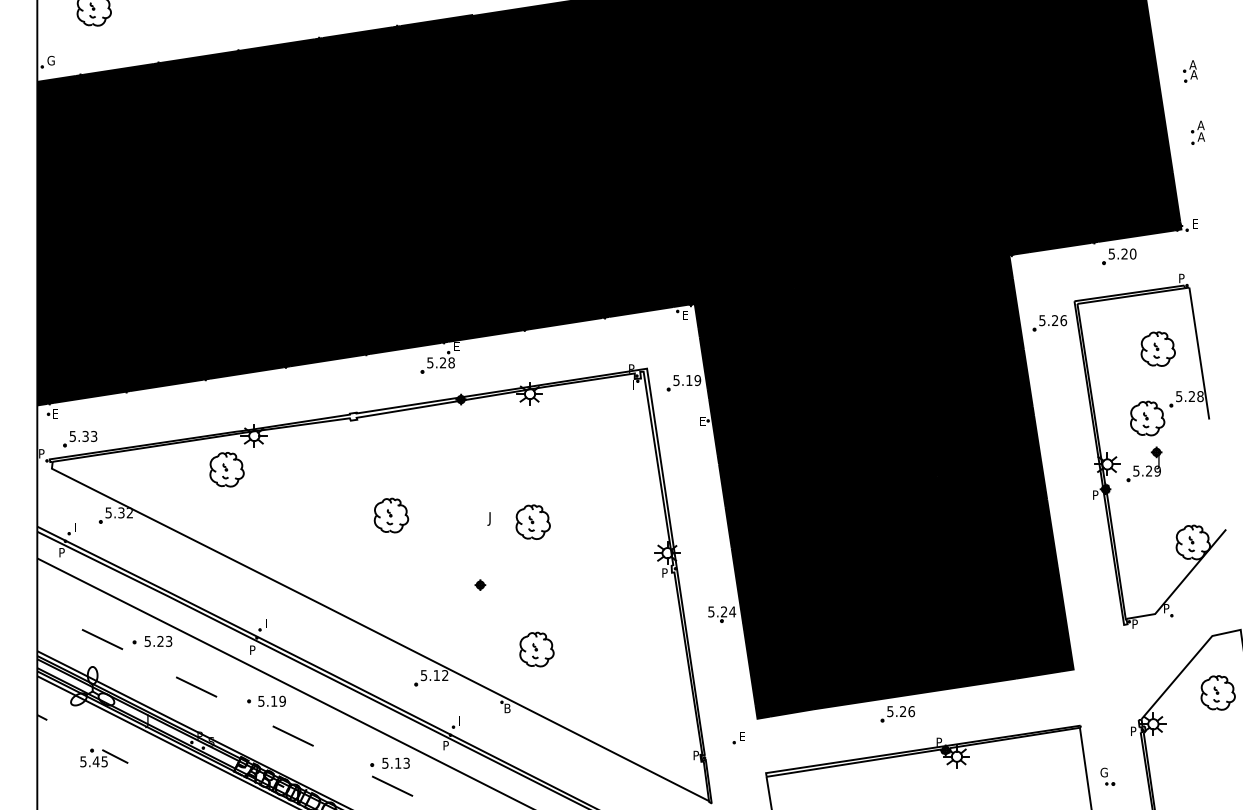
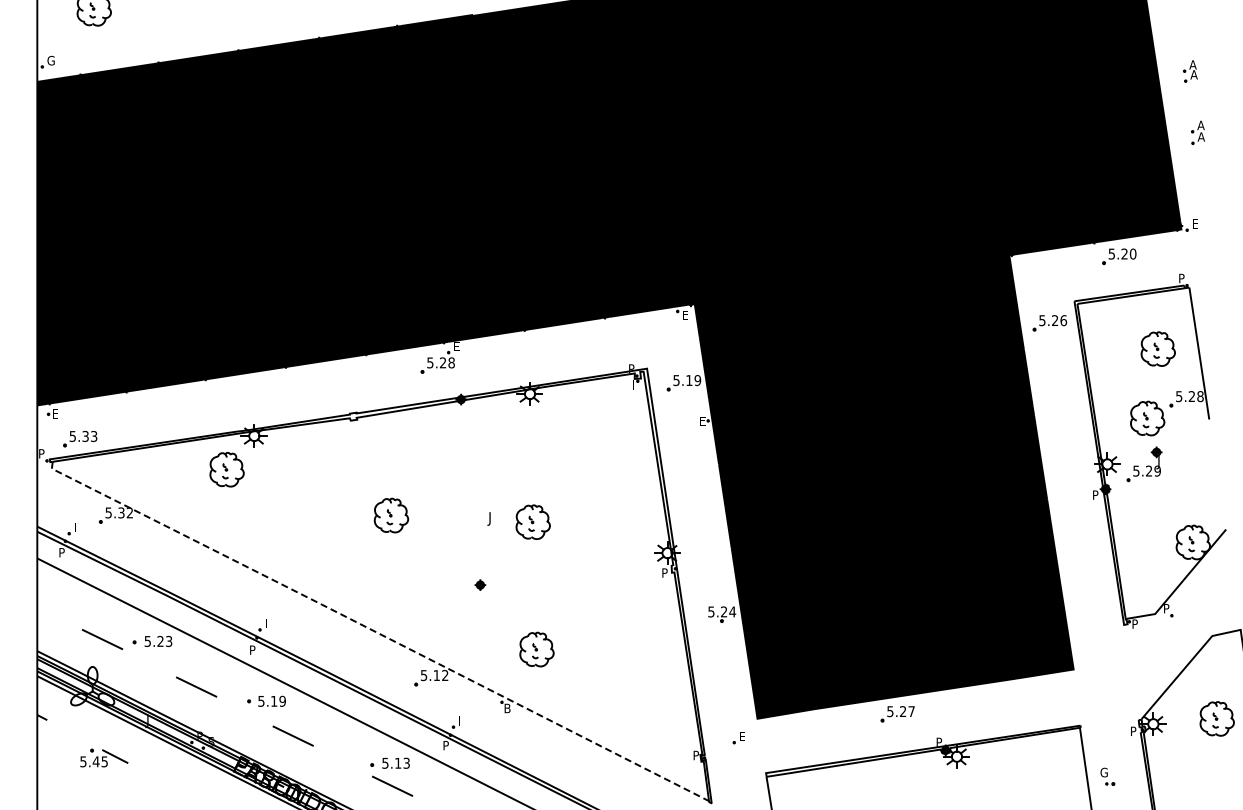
line: solid -> dashed (376, 632)
part position: (1217, 692) -> (1216, 718) (1216, 718)
text: 5.26 -> 5.27 (911, 711)
